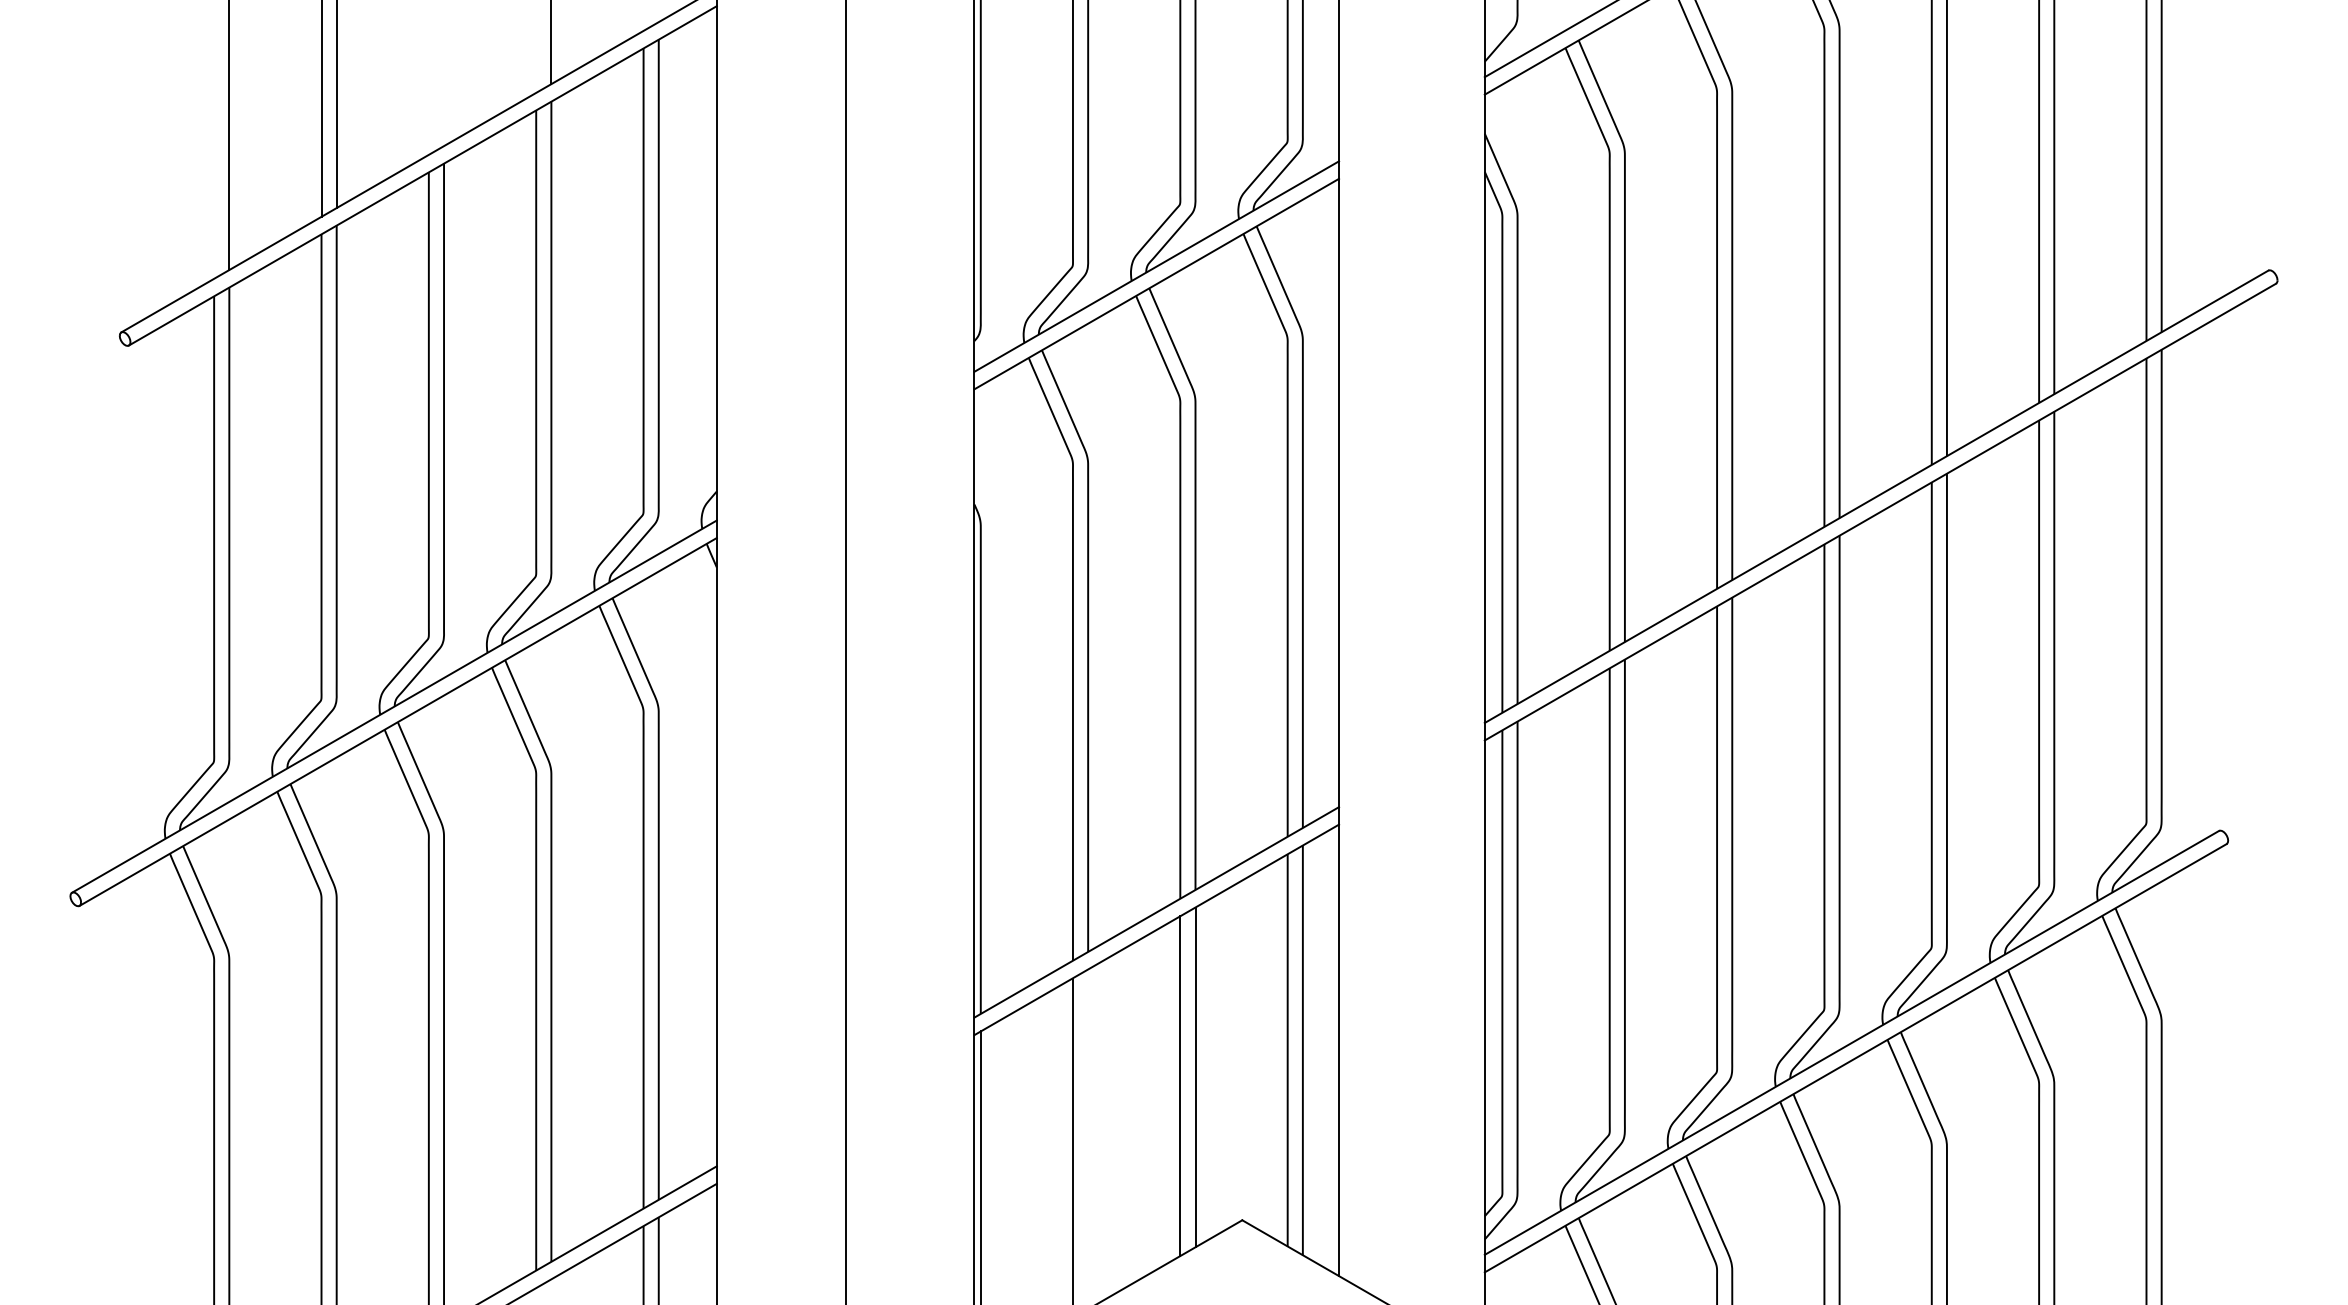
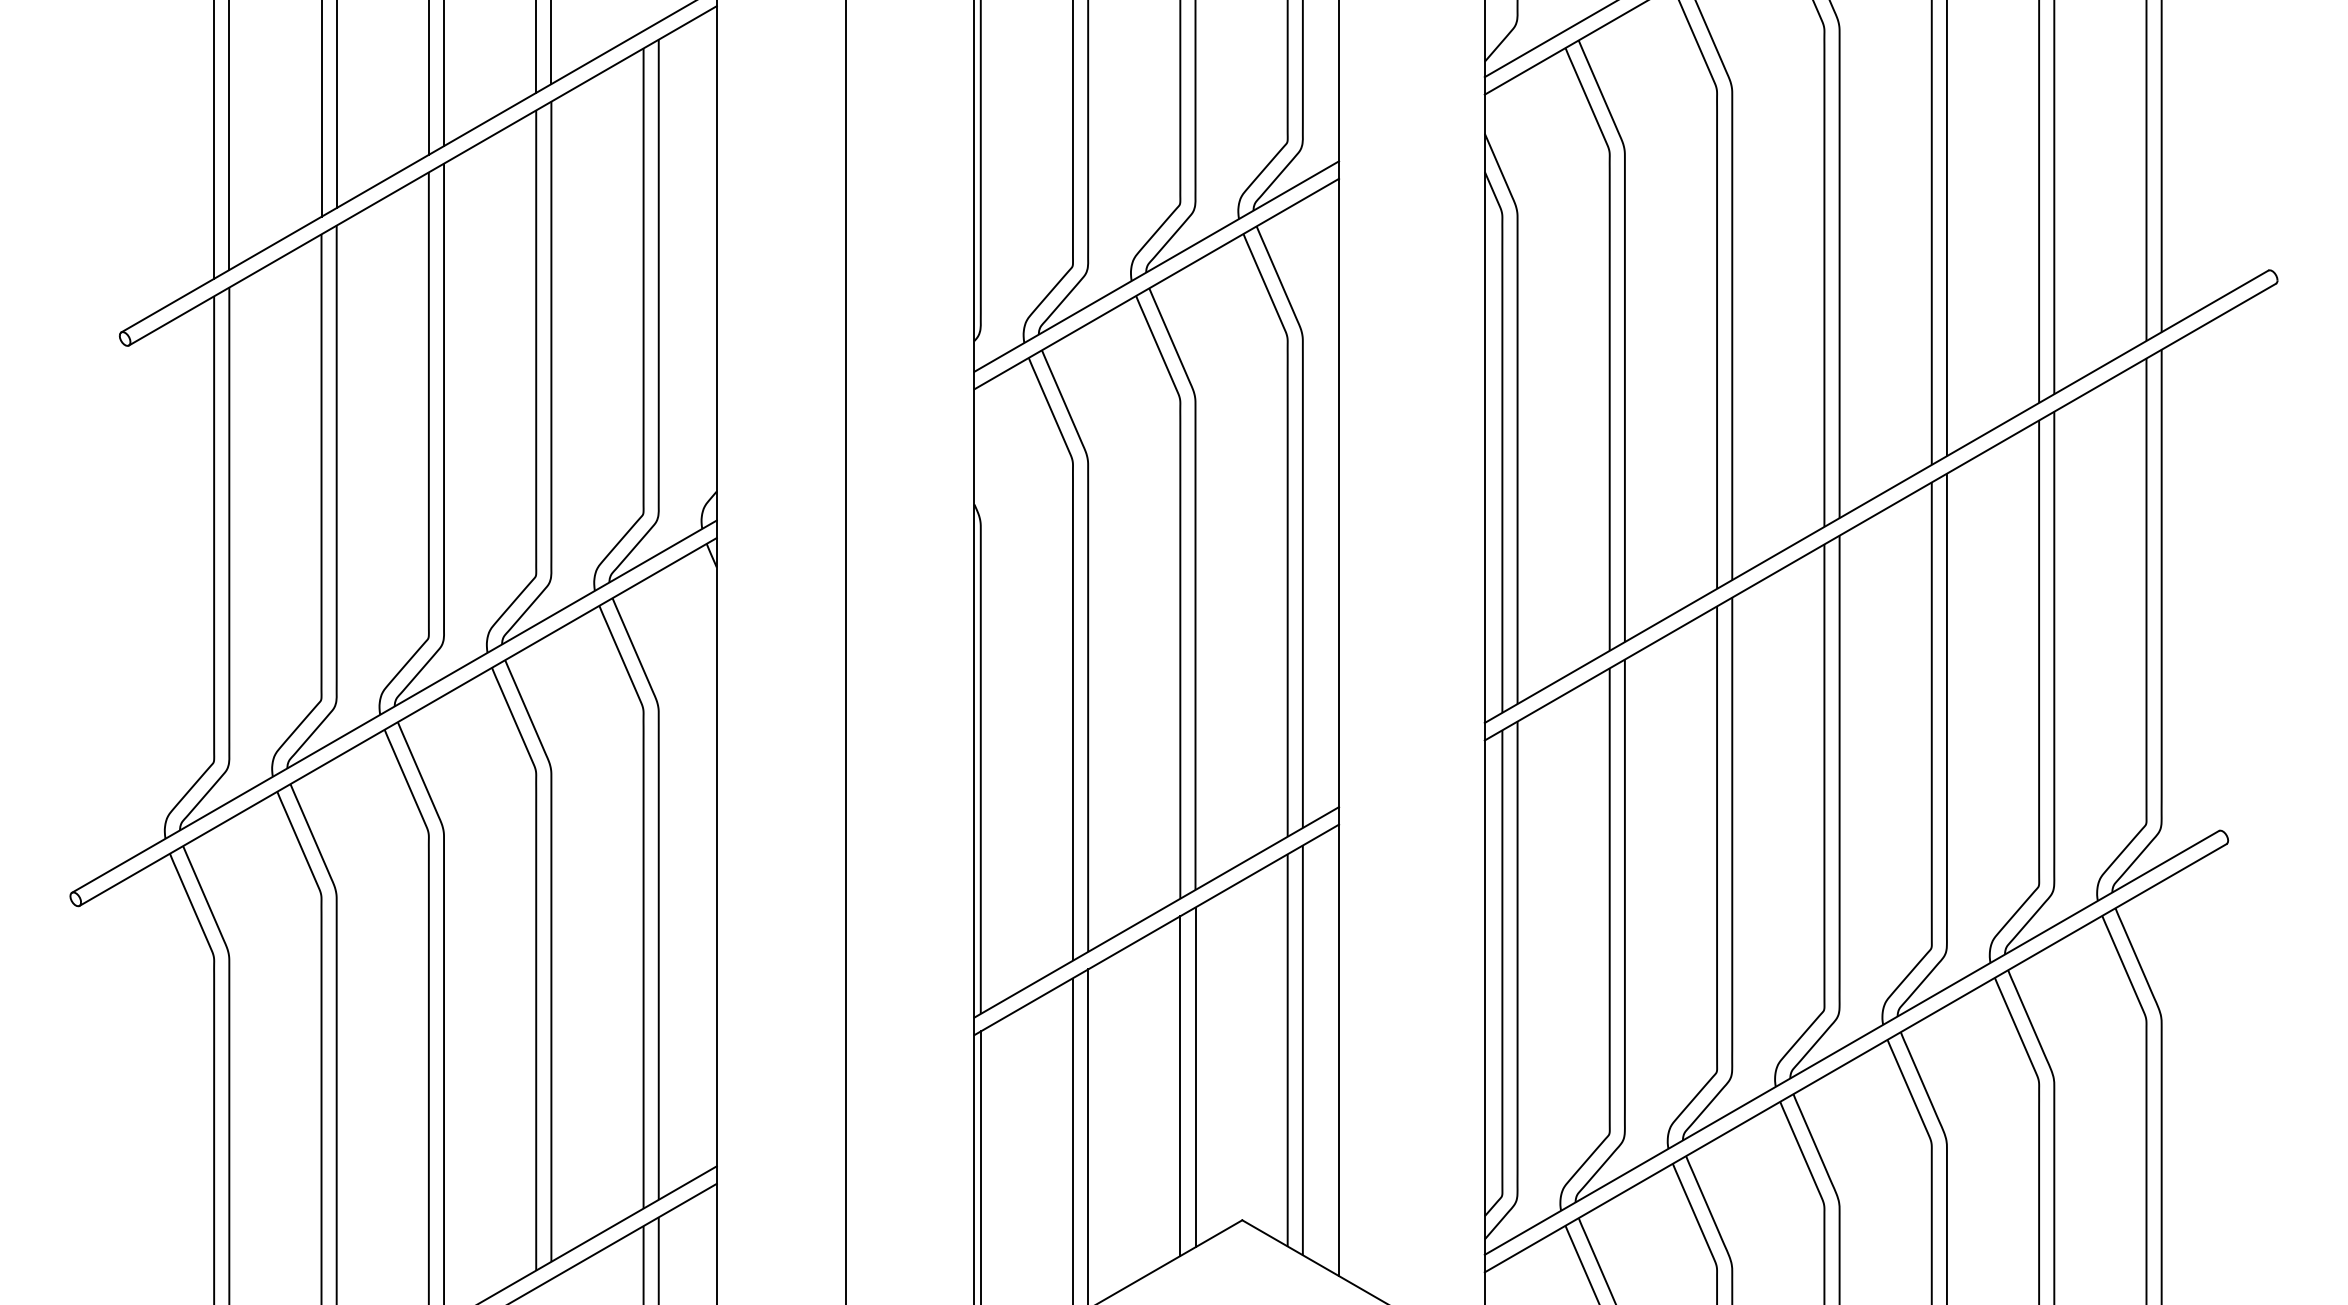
line: none -> present (536, 47)
line: none -> present (444, 74)
line: none -> present (428, 78)
line: none -> present (214, 140)
line: none -> present (1088, 1135)
